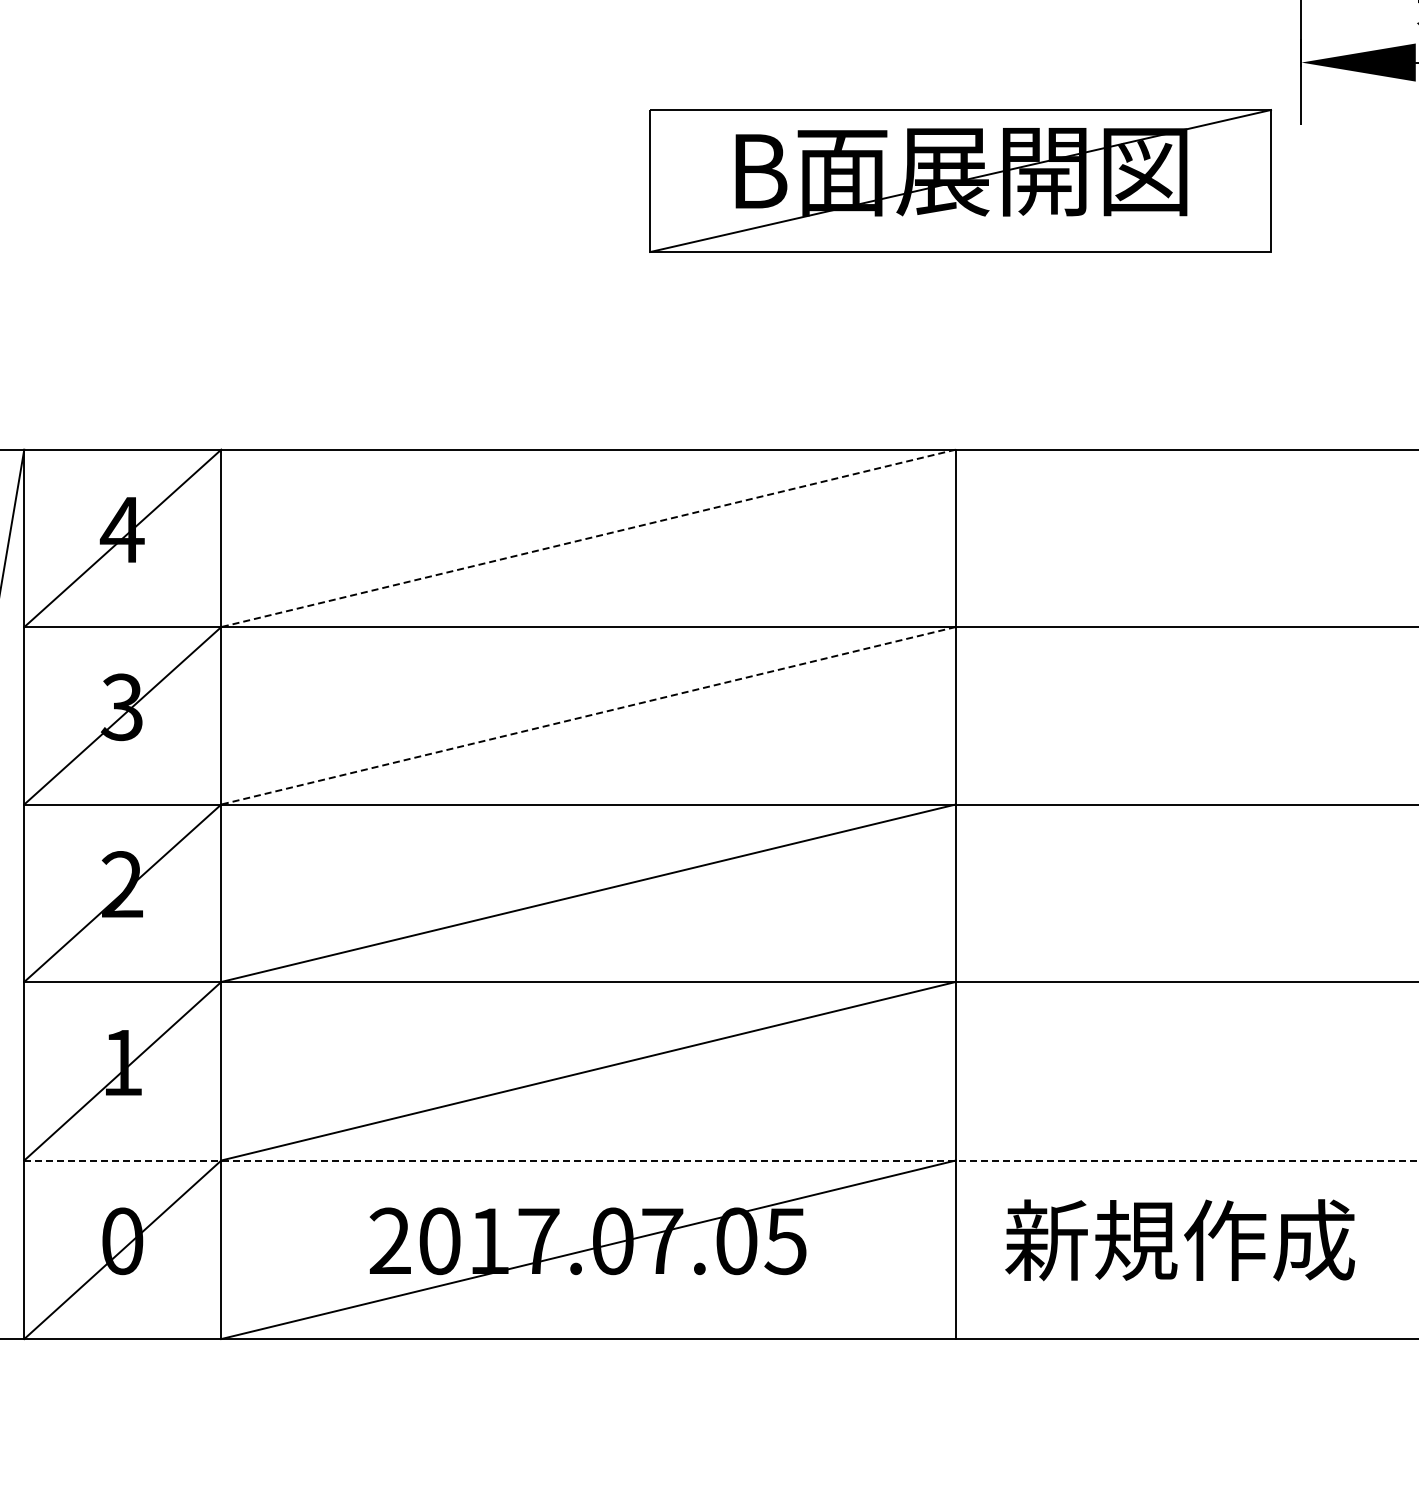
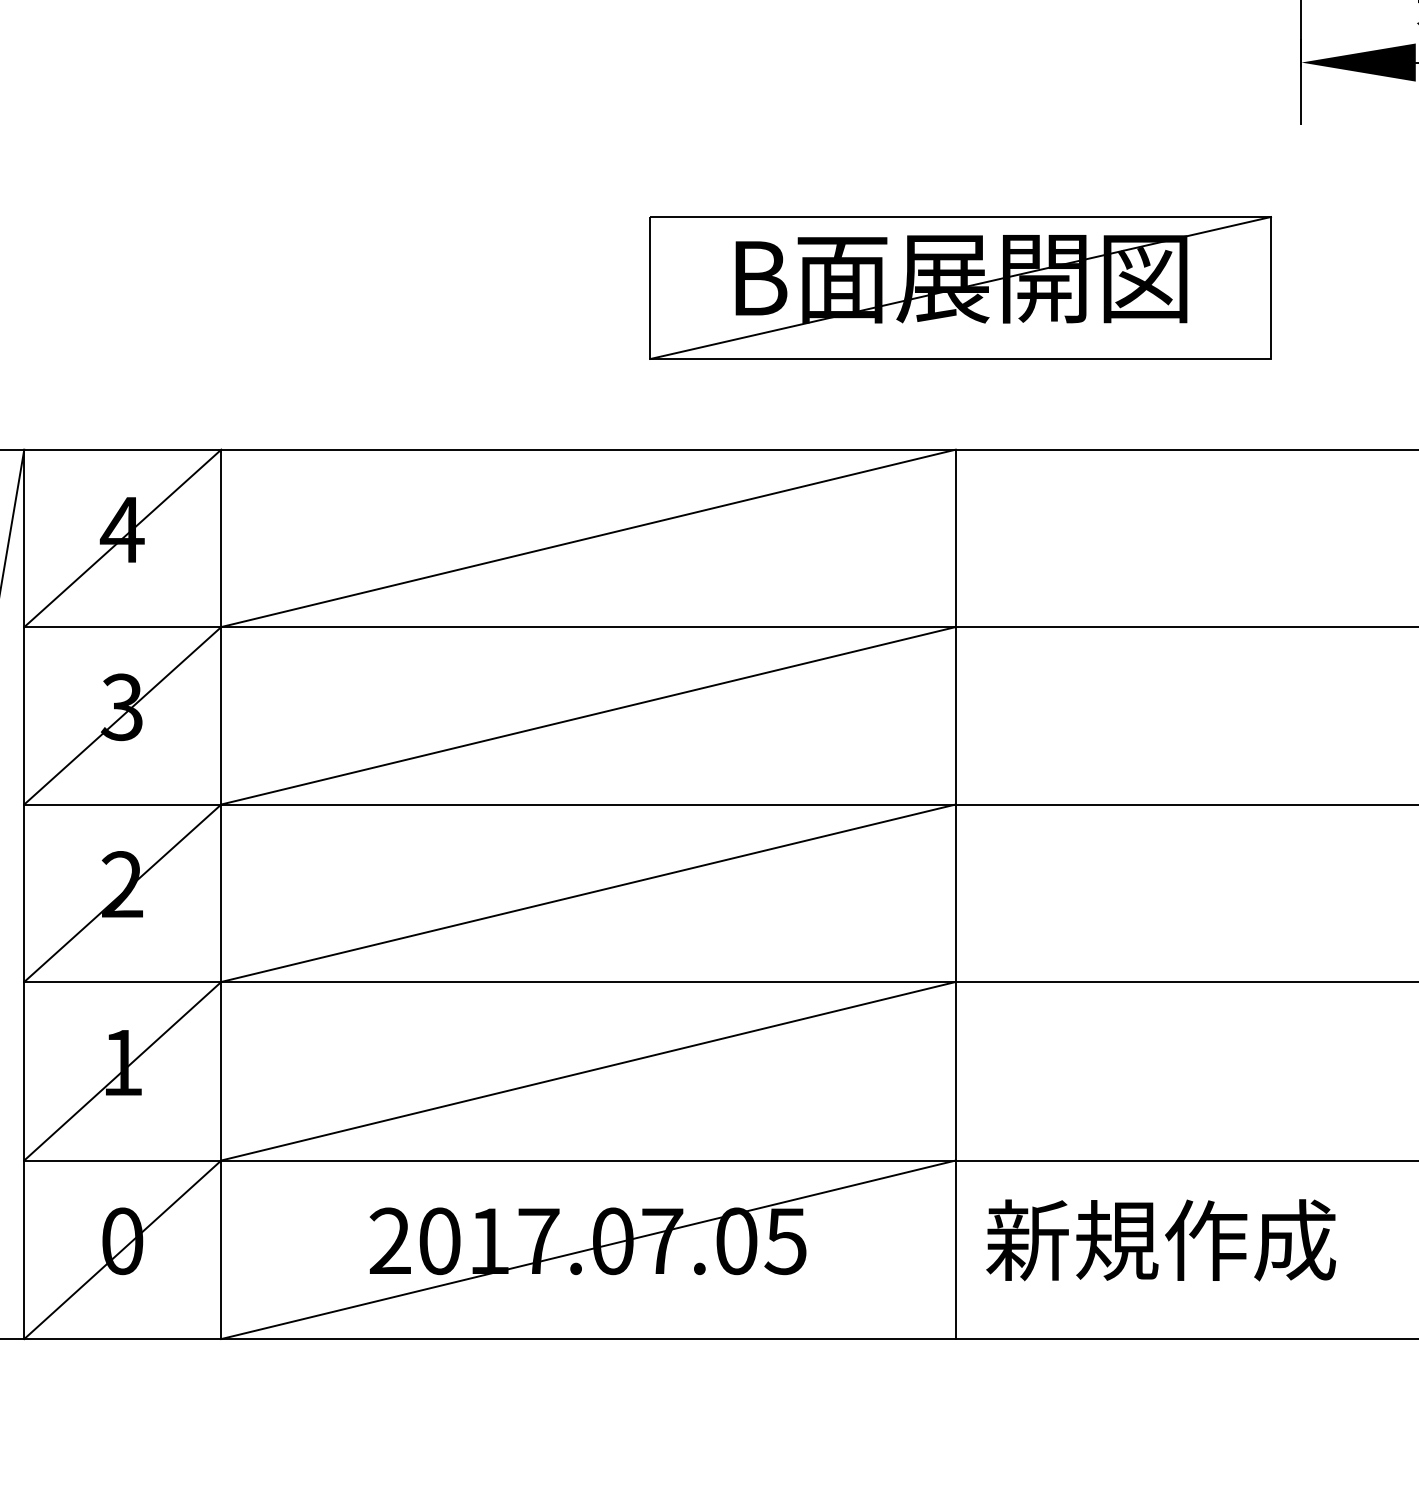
part position: (960, 180) -> (960, 287) (960, 287)
line: dashed -> solid (588, 538)
line: dashed -> solid (588, 715)
line: dashed -> solid (721, 1160)
text position: (1179, 1240) -> (1160, 1240) (1160, 1240)
